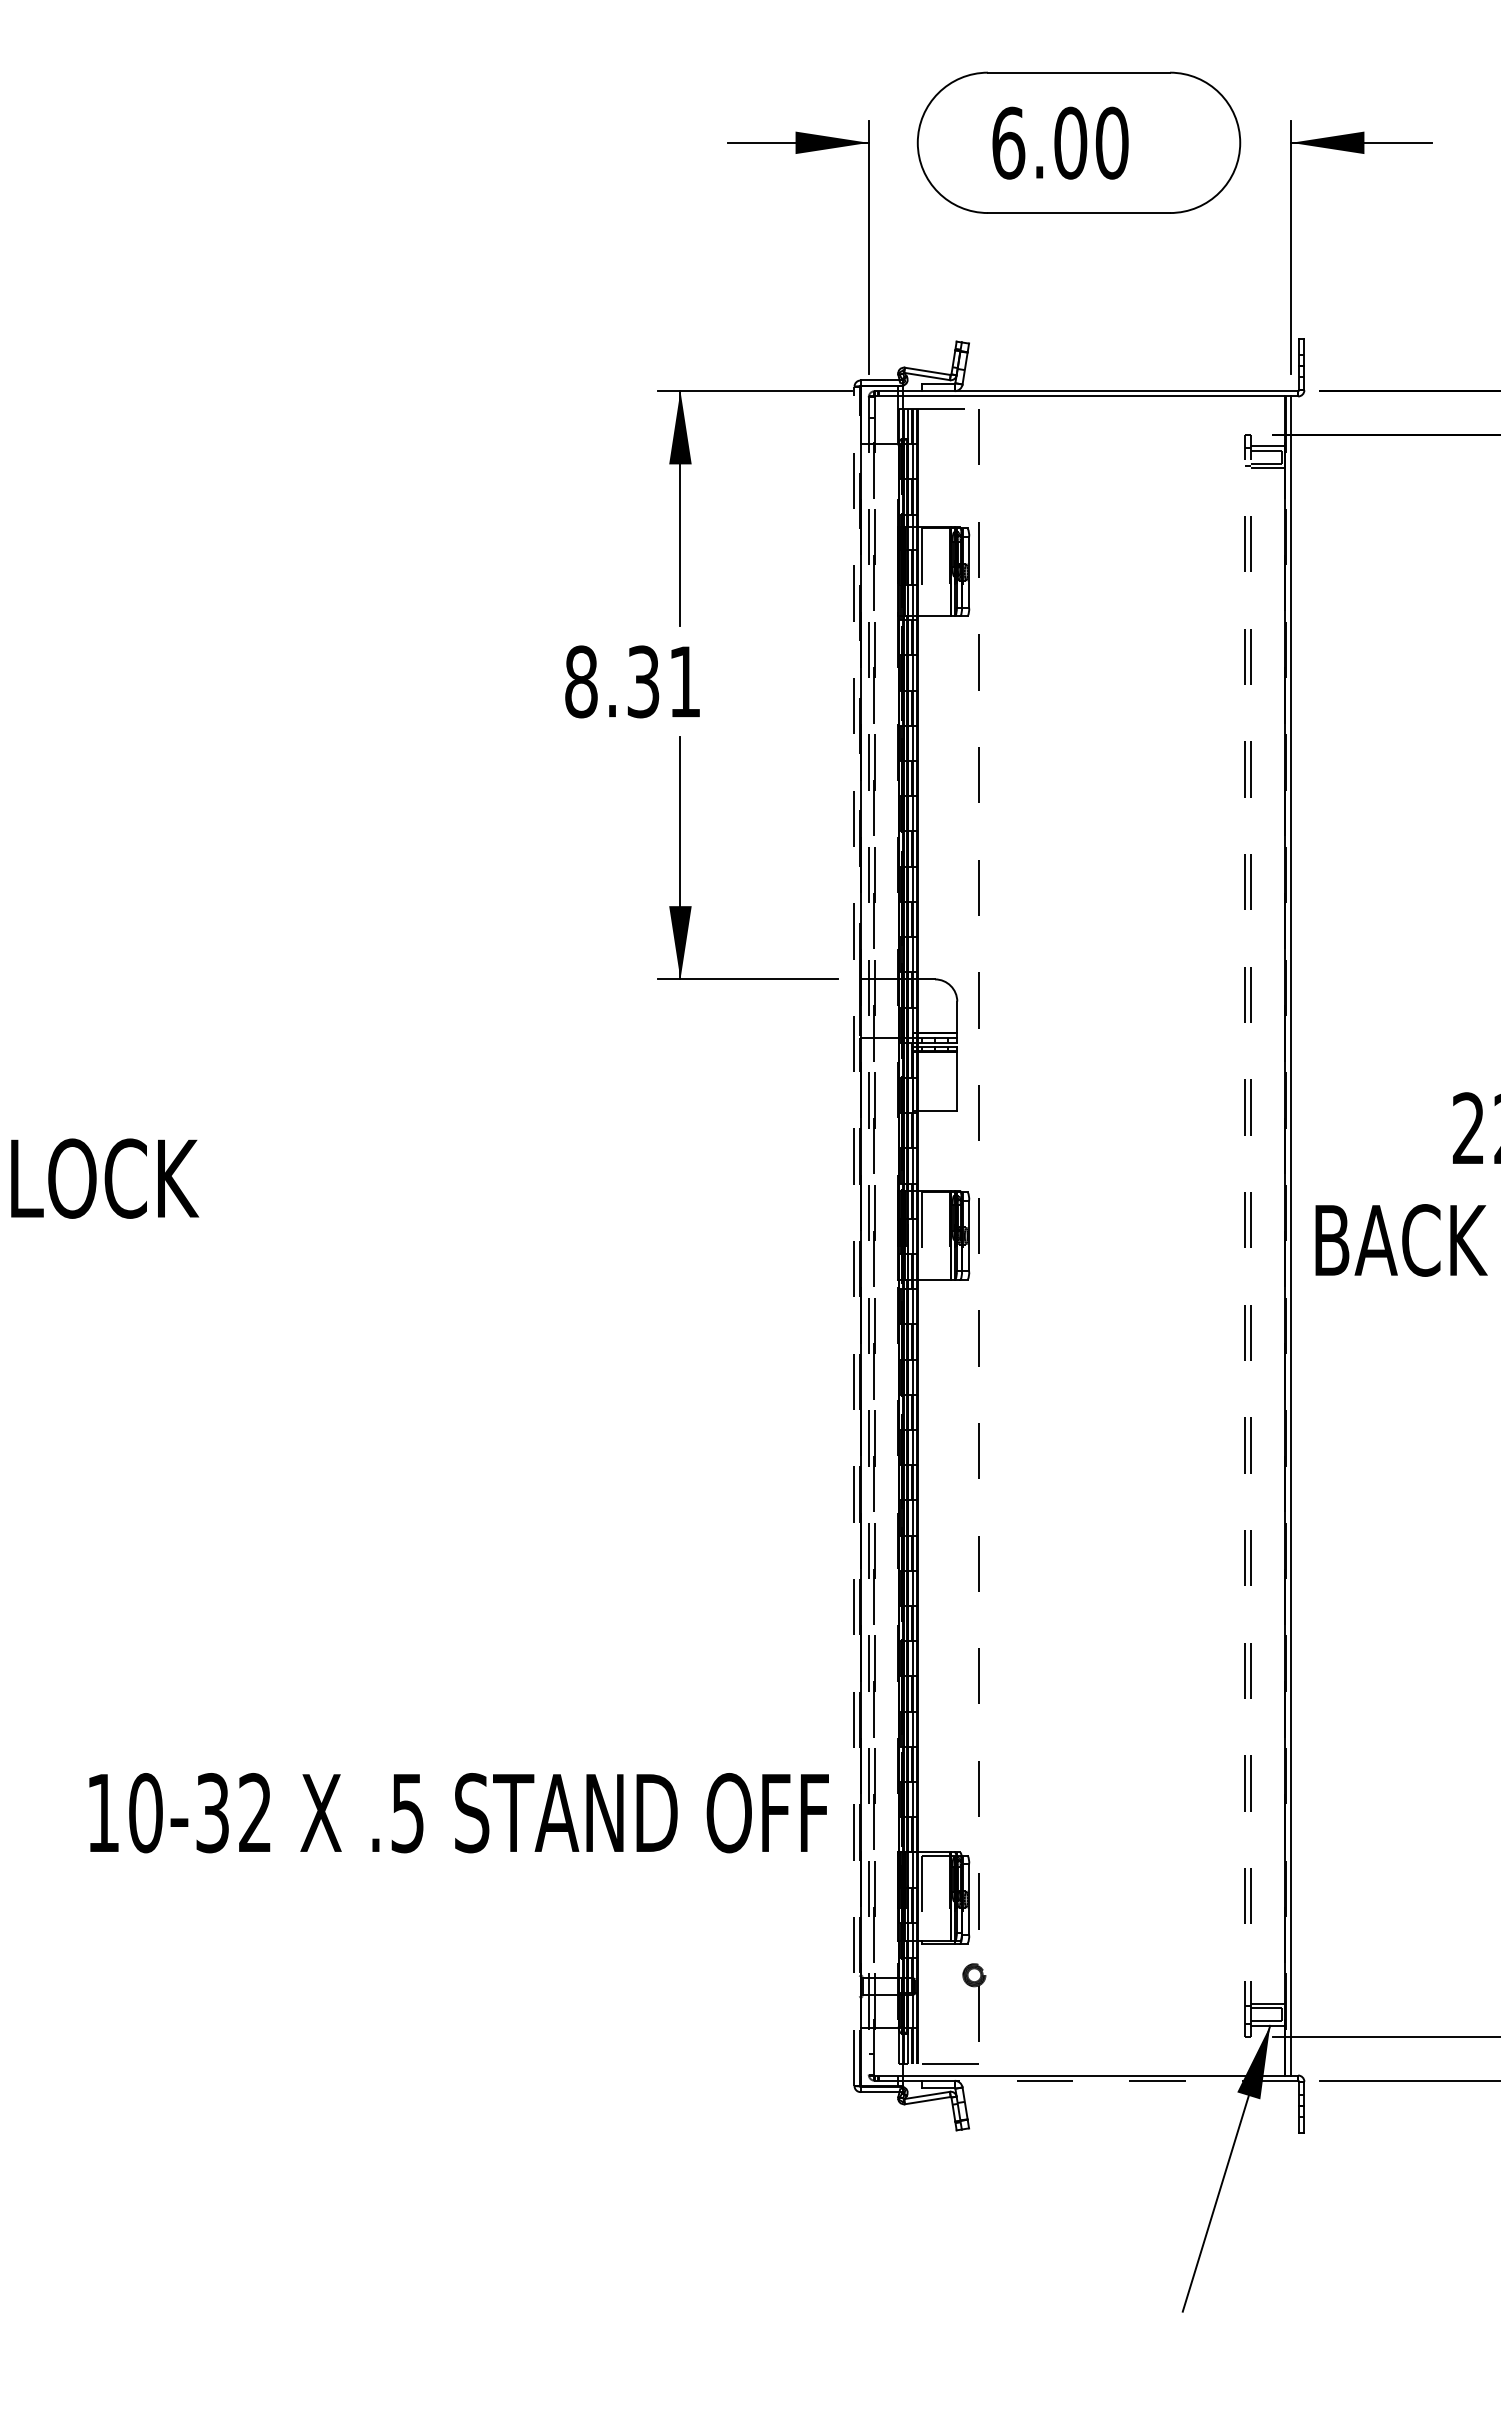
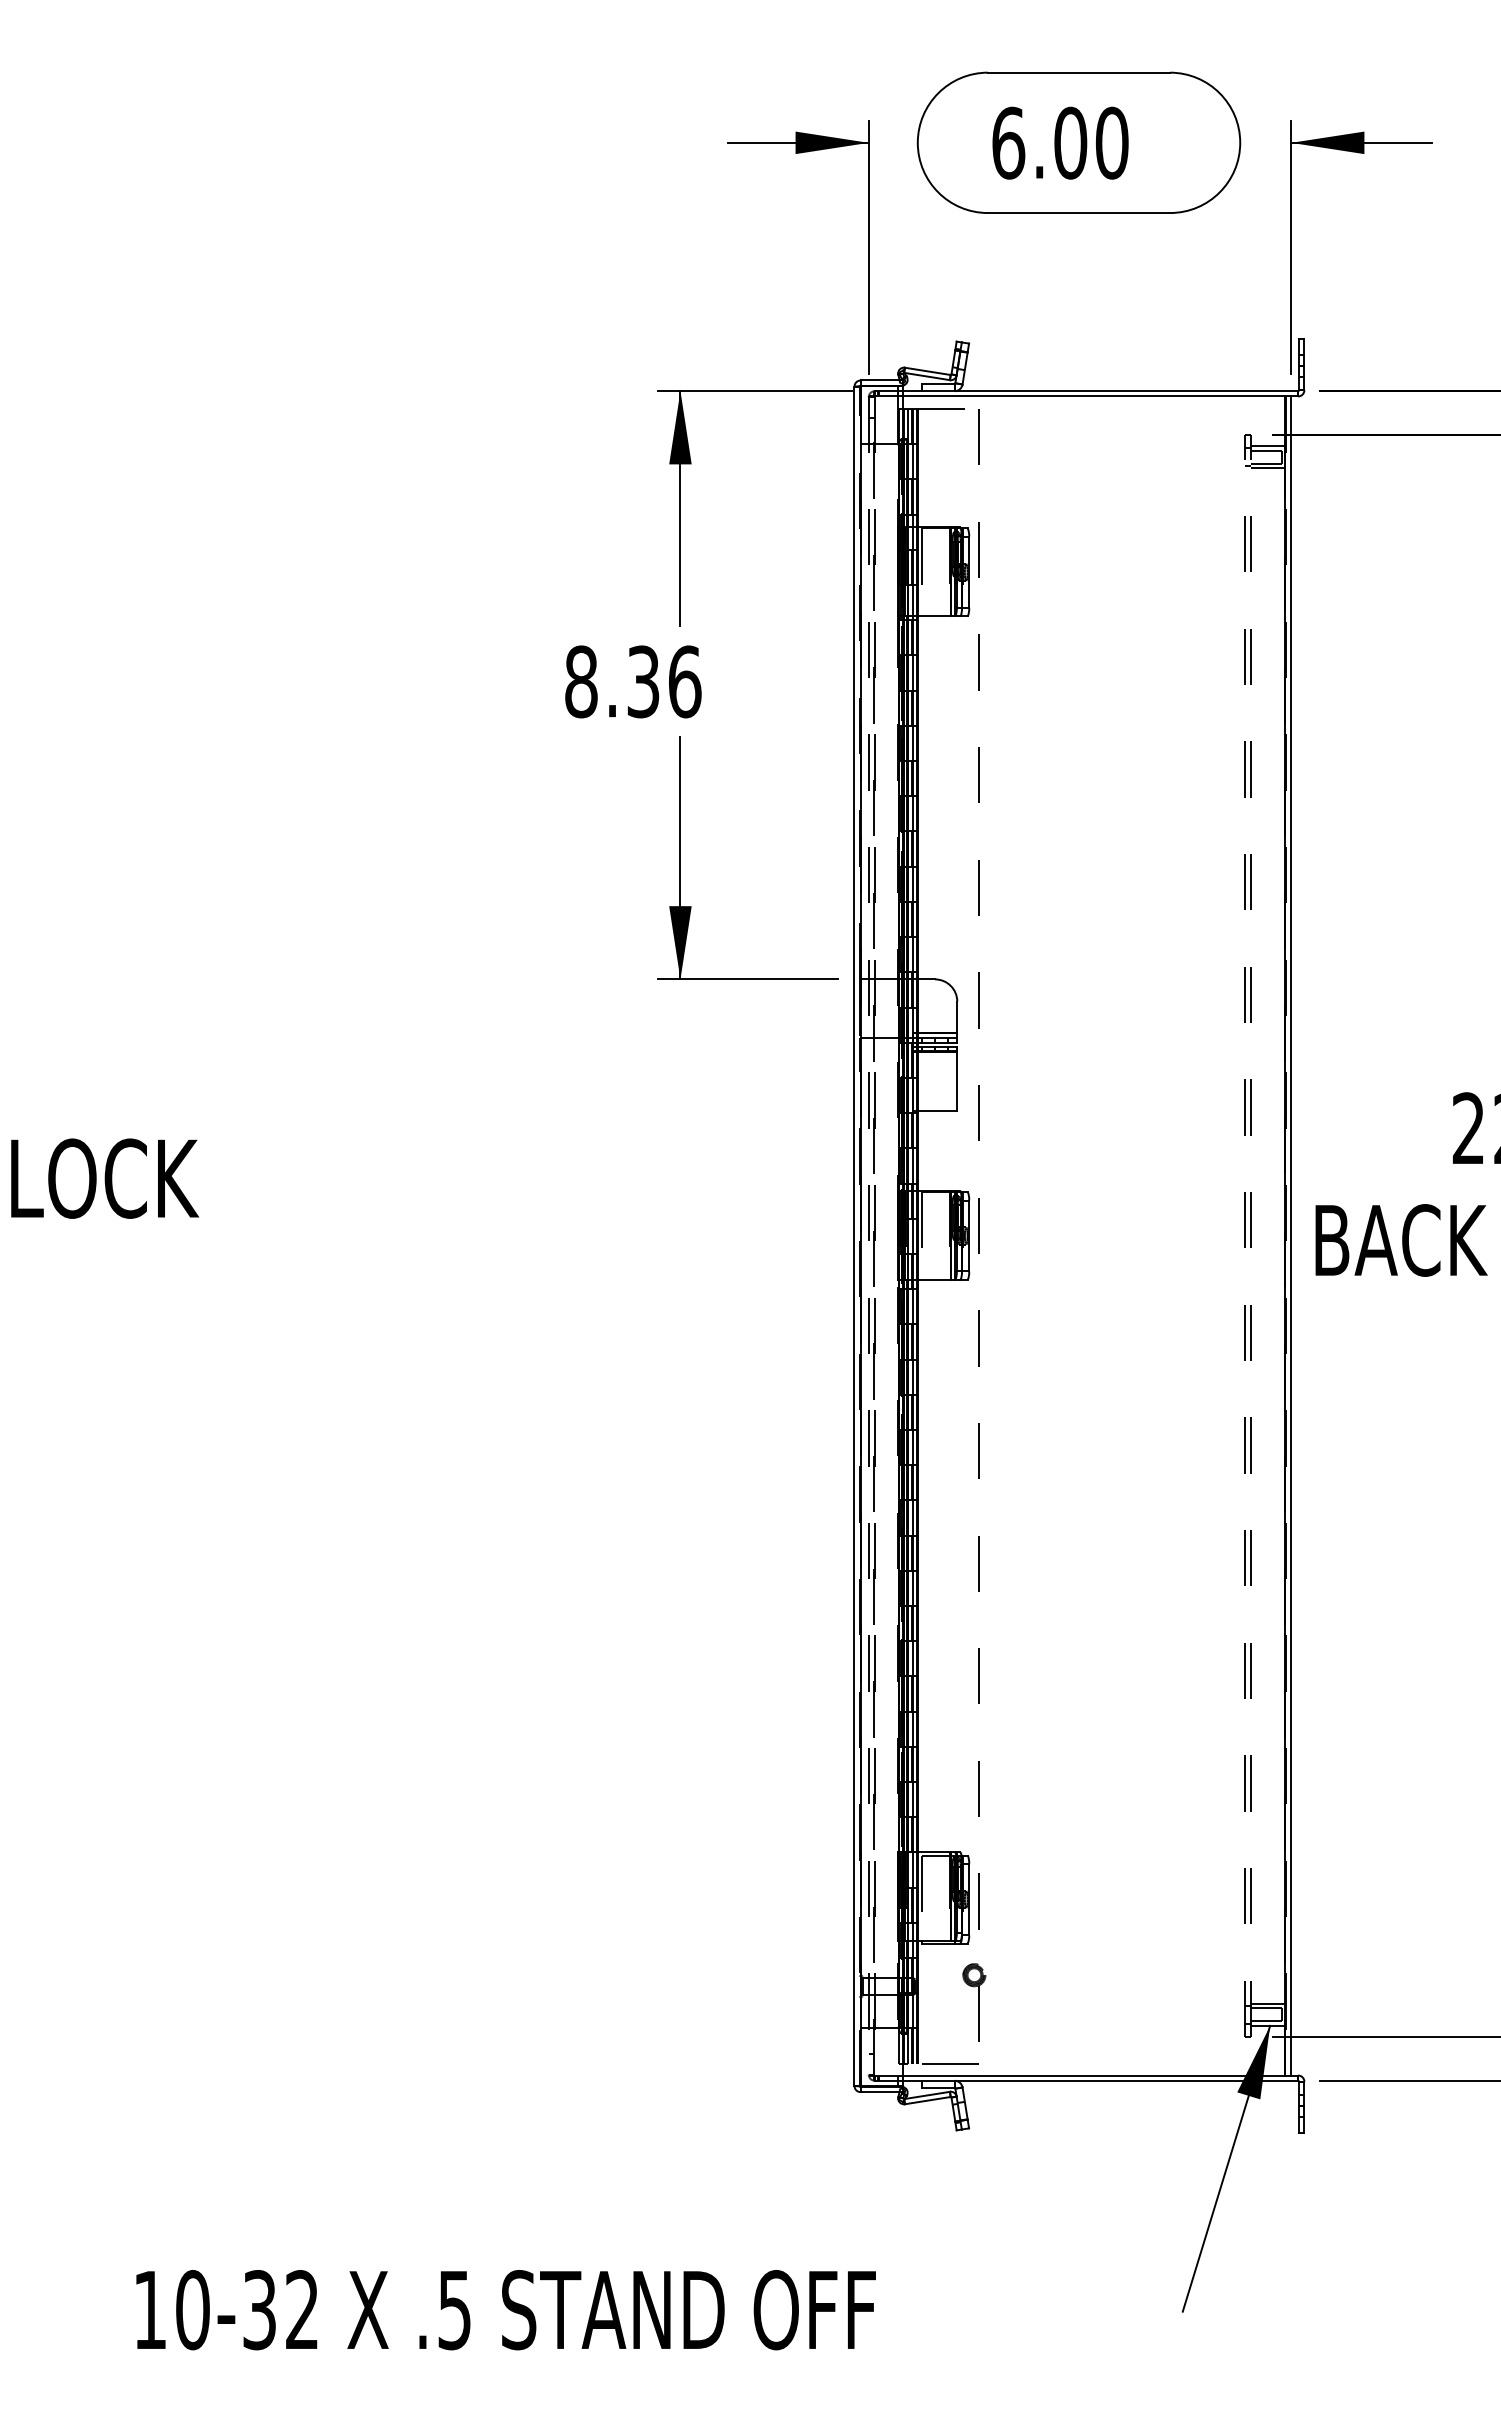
text: 8.31 -> 8.36 (685, 681)
line: dashed -> solid (854, 1236)
text position: (458, 1813) -> (505, 2310) (505, 2310)
line: dashed -> solid (1100, 2080)
